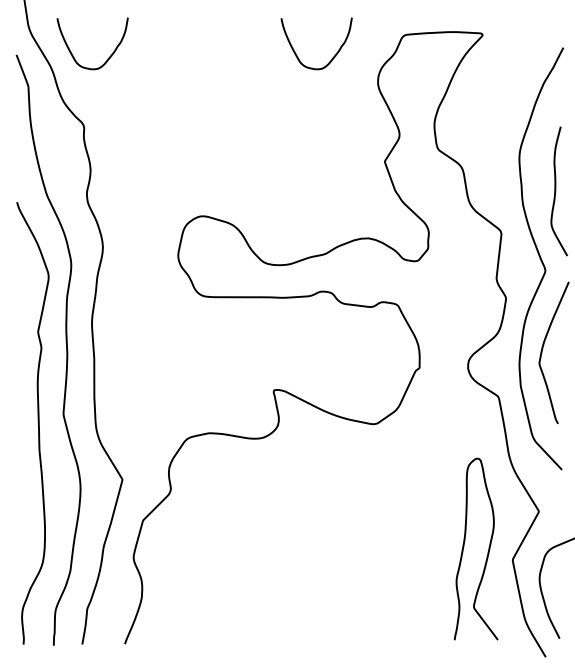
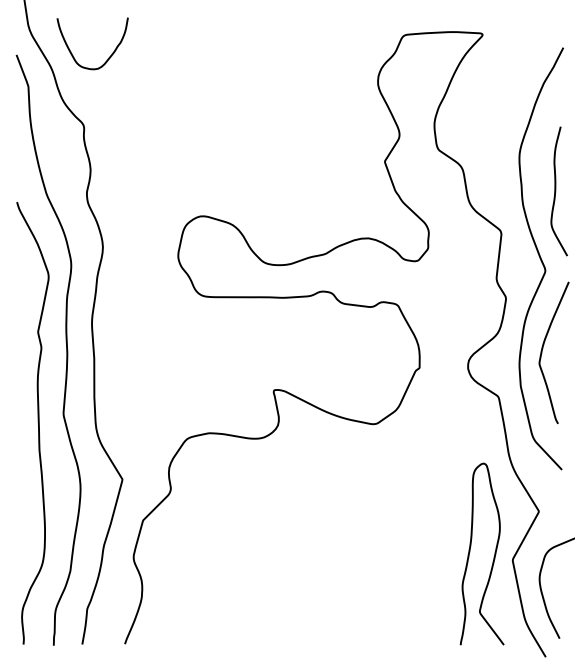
curve: present -> none (331, 58)
curve position: (464, 547) -> (470, 552) (470, 552)
